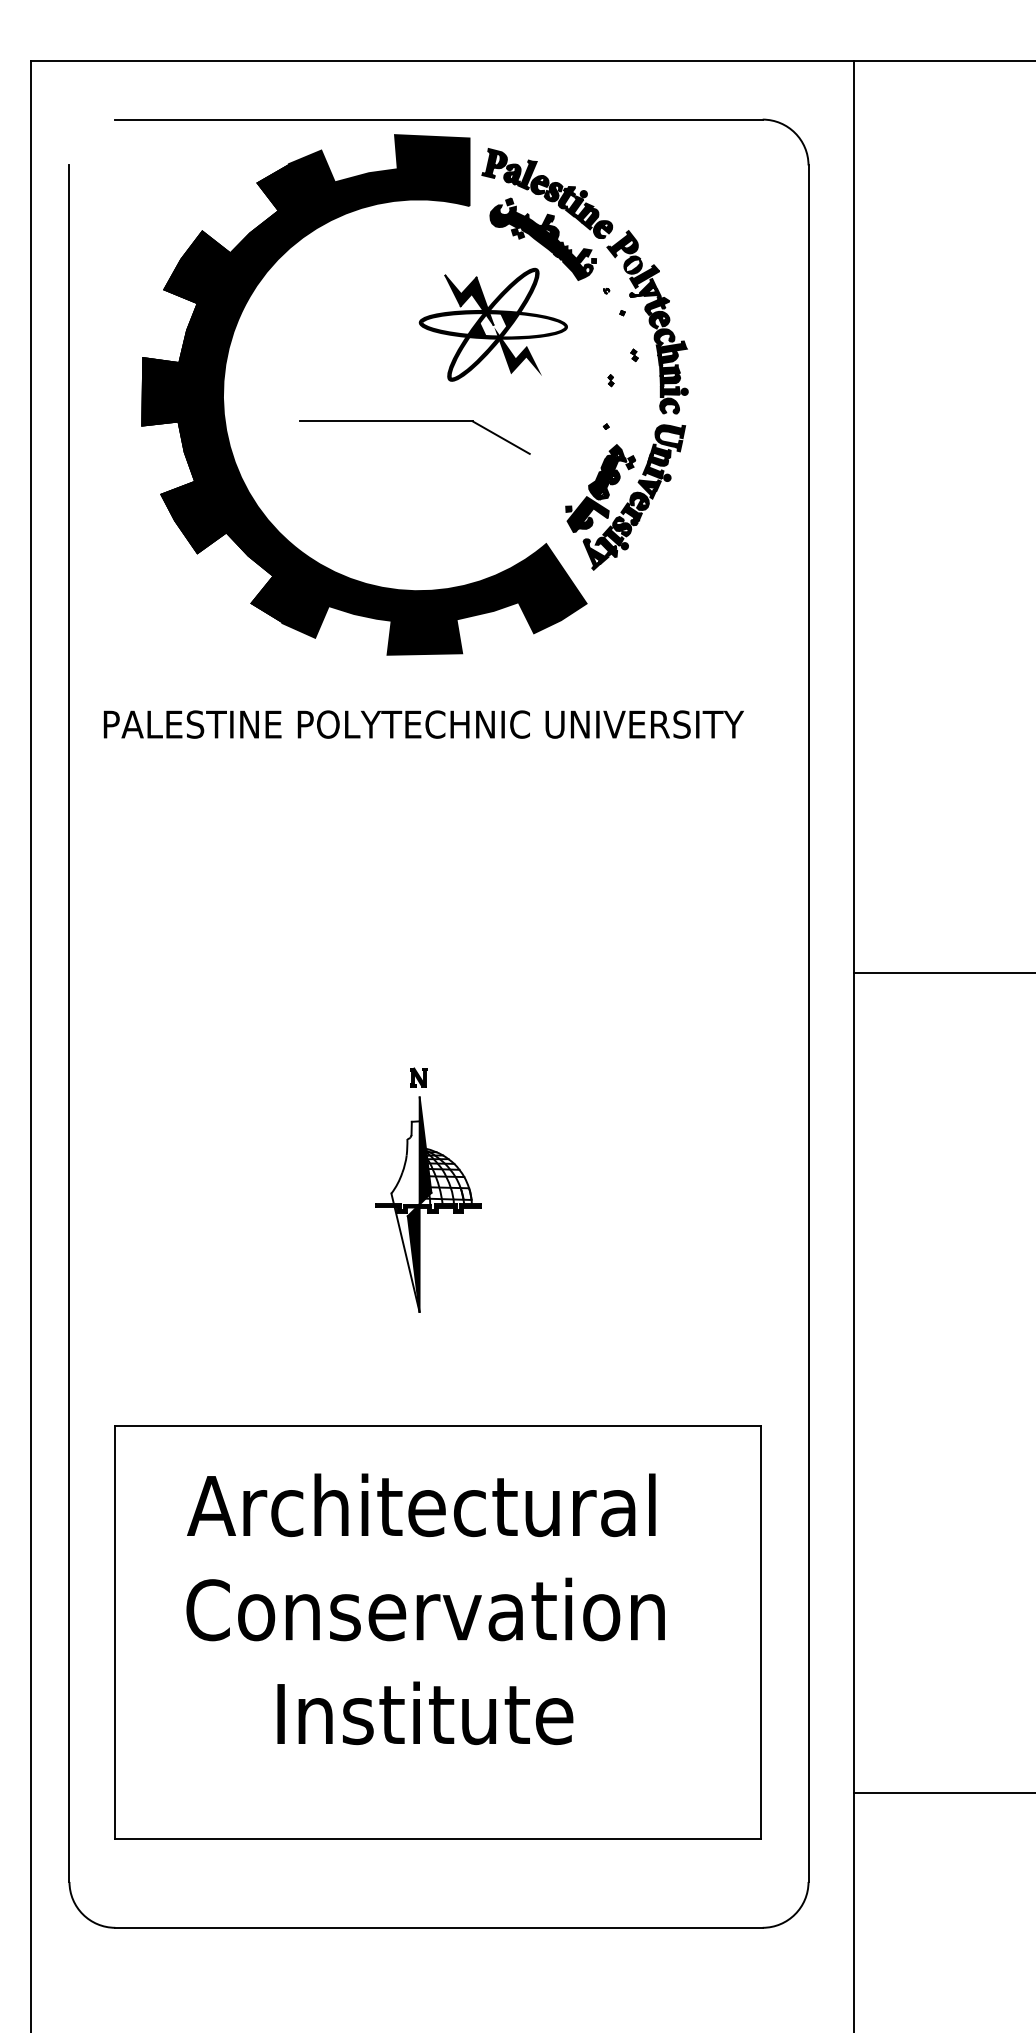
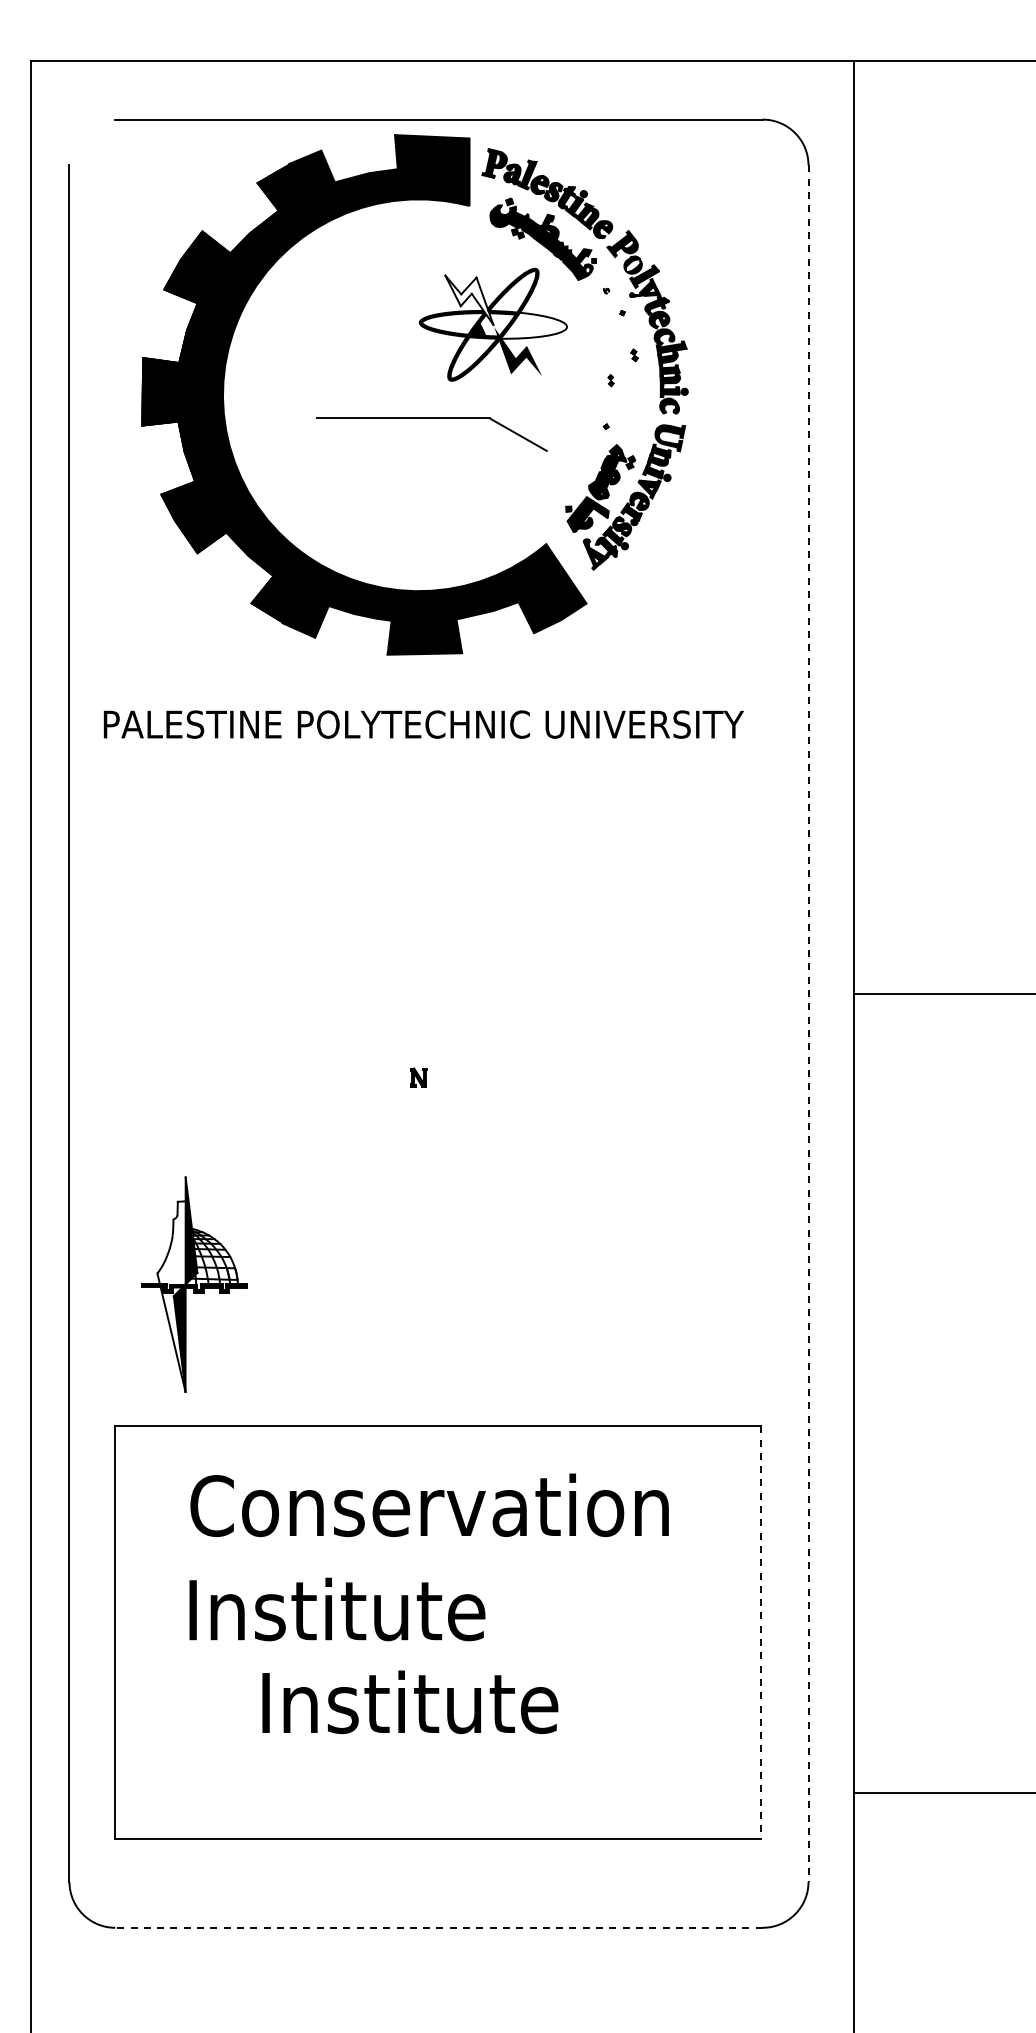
fill: present -> none (469, 299)
fill: present -> none (530, 324)
part position: (414, 421) -> (431, 418) (431, 418)
line position: (943, 973) -> (943, 994) (943, 994)
line: solid -> dashed (808, 1024)
part position: (428, 1204) -> (194, 1284) (194, 1284)
text: Architectural -> Conservation (427, 1505)
text: Conservation -> Institute (425, 1609)
line: solid -> dashed (760, 1633)
text position: (425, 1713) -> (410, 1702) (410, 1702)
line: solid -> dashed (439, 1927)
